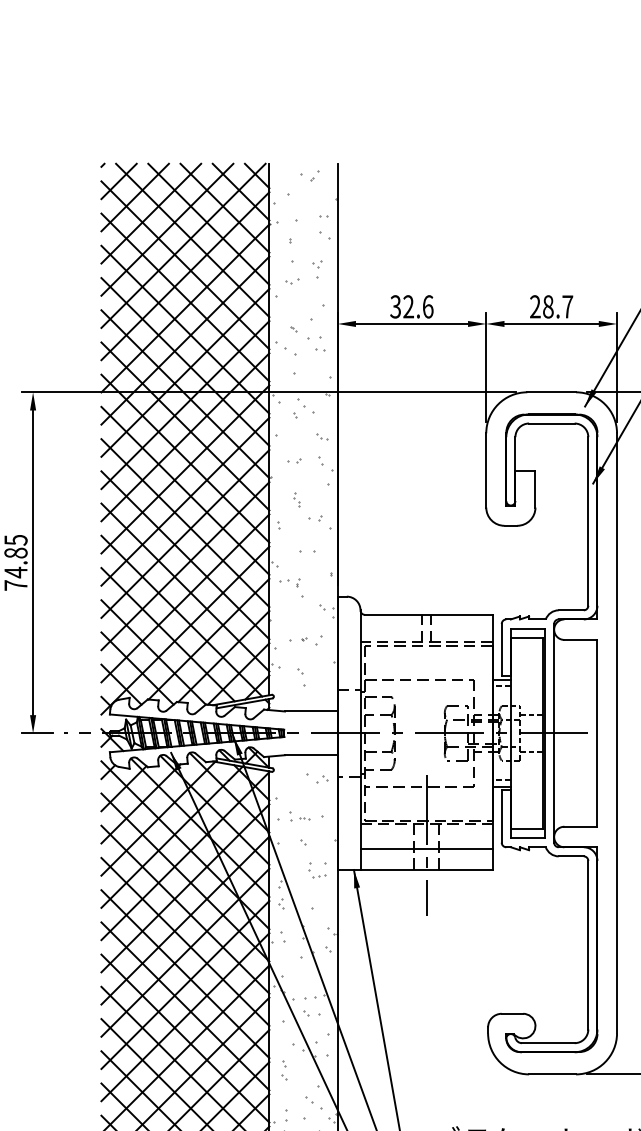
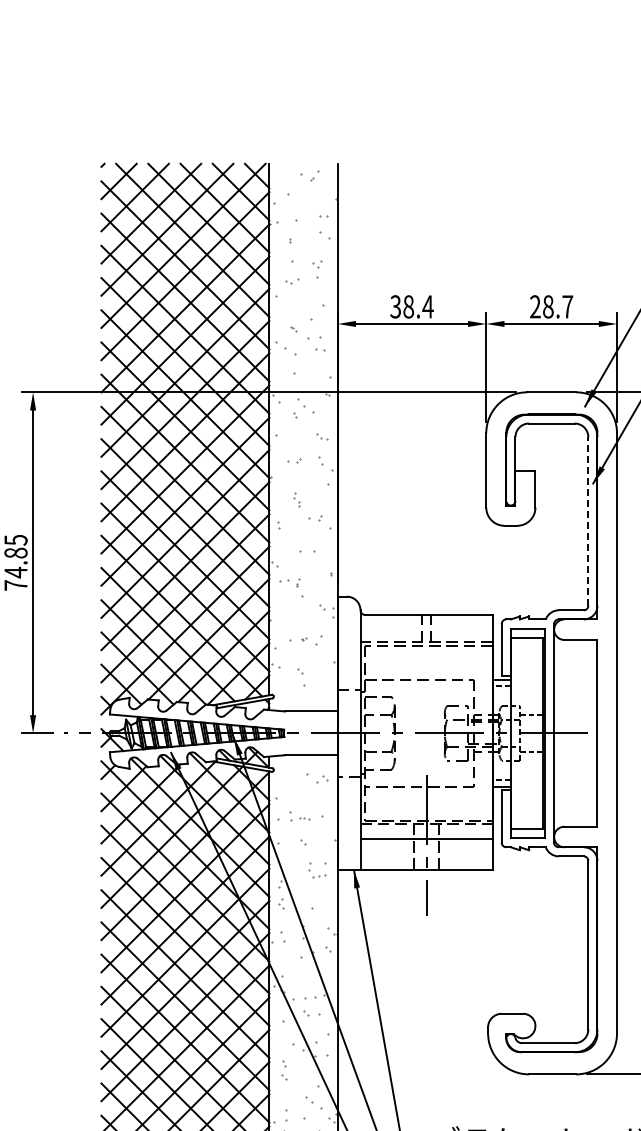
text: 32.6 -> 38.4 (418, 306)
line: solid -> dashed (588, 520)
line position: (426, 848) -> (426, 838) (426, 838)
